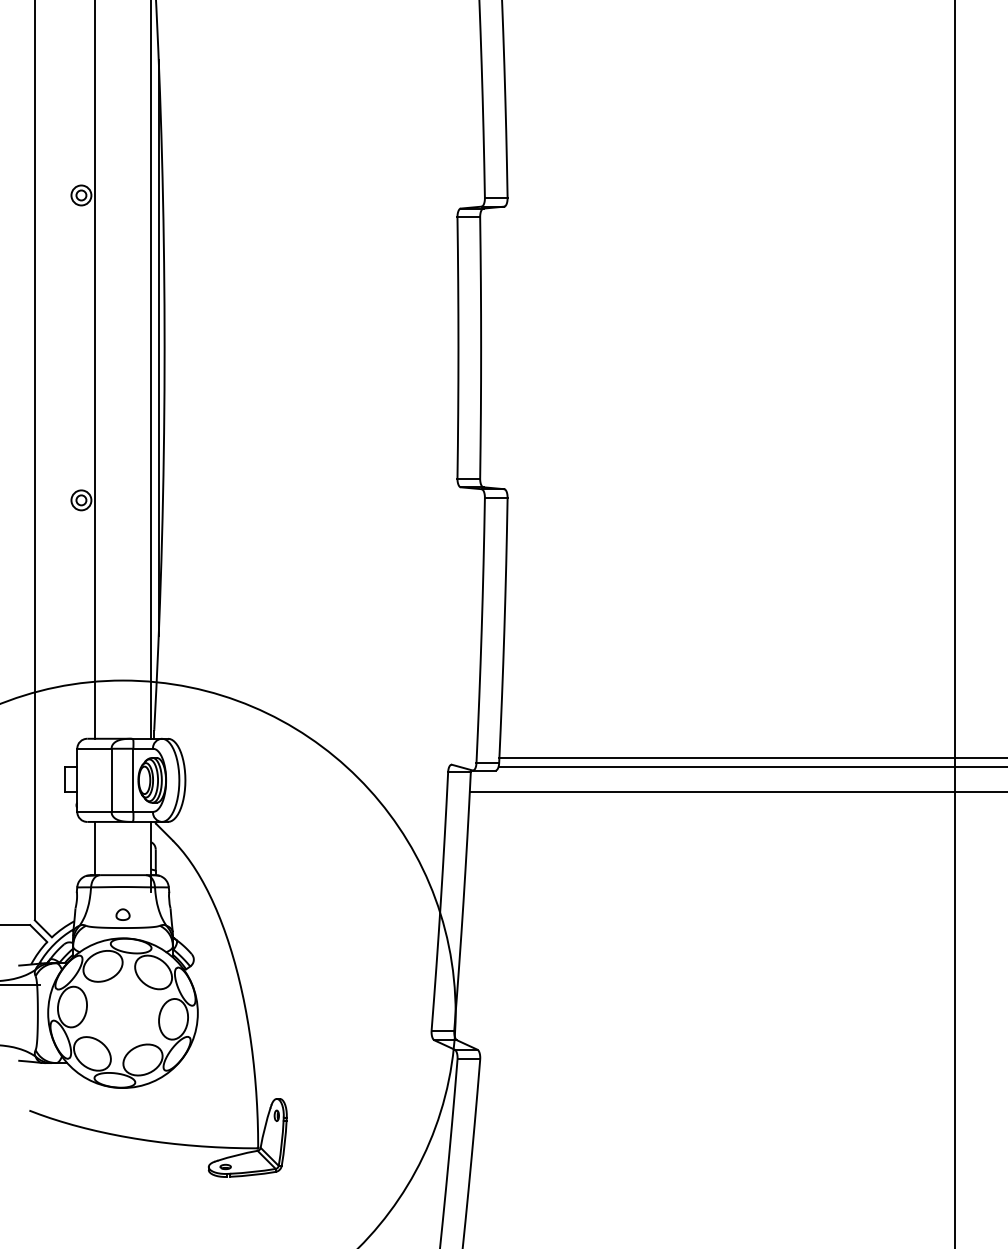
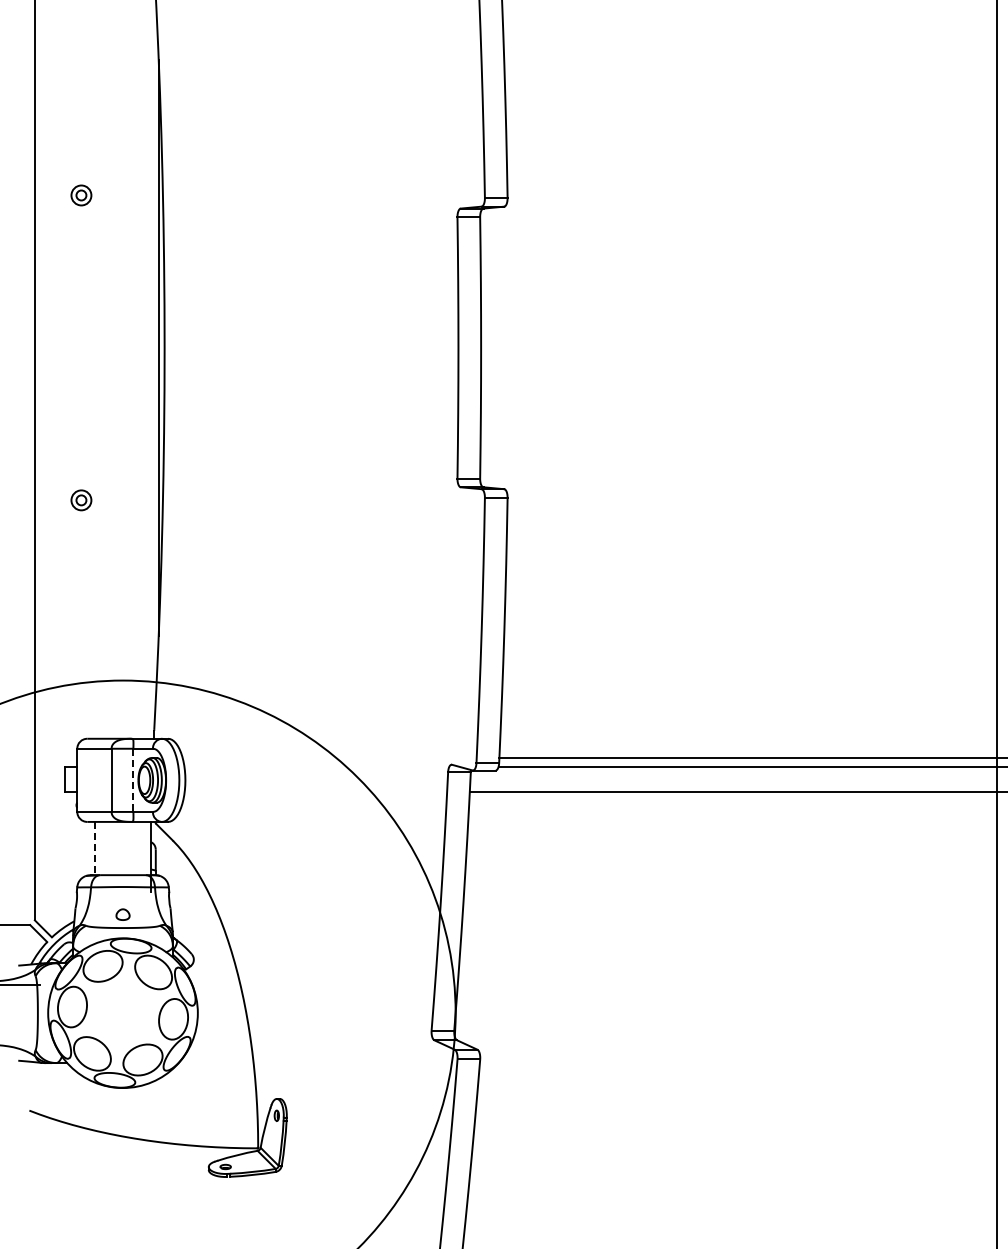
line: present -> none (95, 370)
line: present -> none (151, 370)
line position: (954, 623) -> (996, 623) (996, 623)
line: solid -> dashed (133, 780)
line: solid -> dashed (95, 848)
